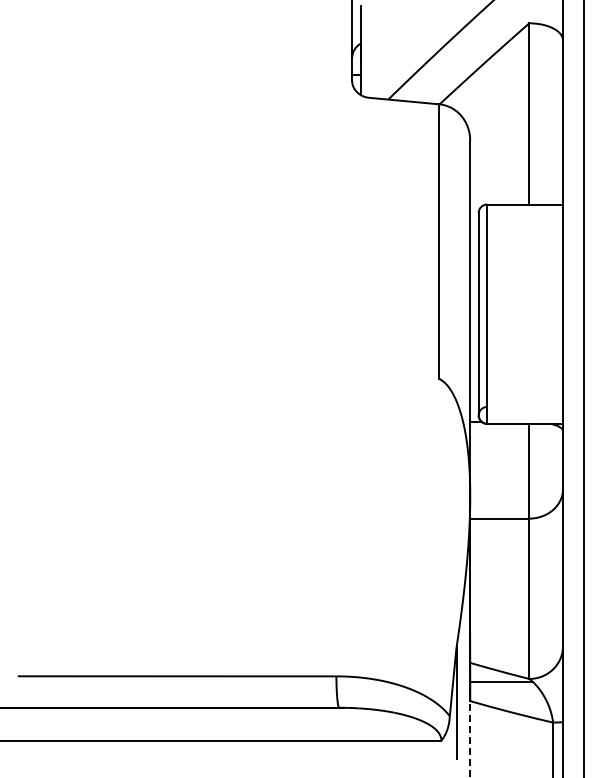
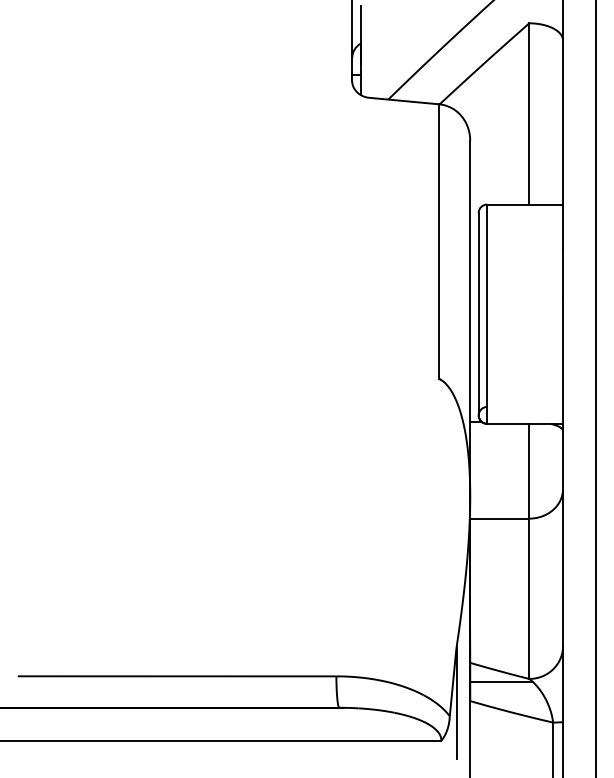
line position: (583, 388) -> (595, 388) (595, 388)
line: dashed -> solid (470, 738)
